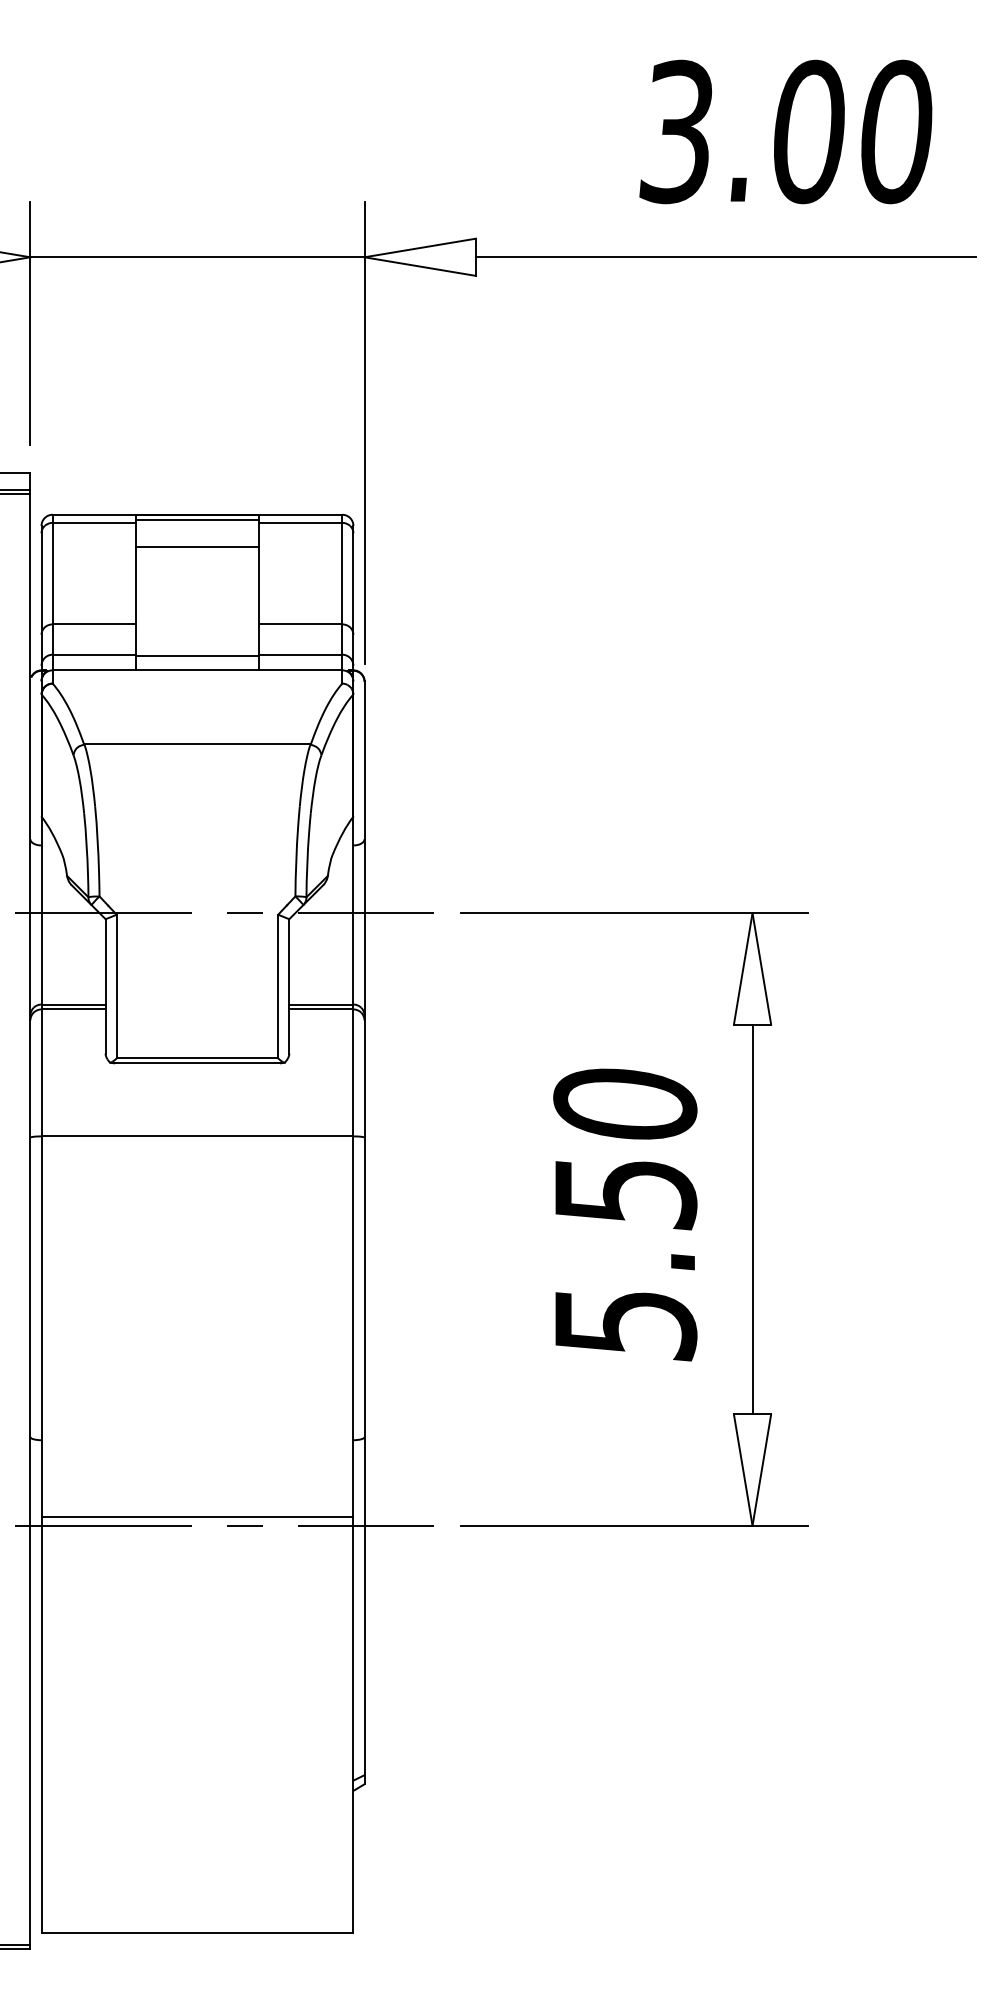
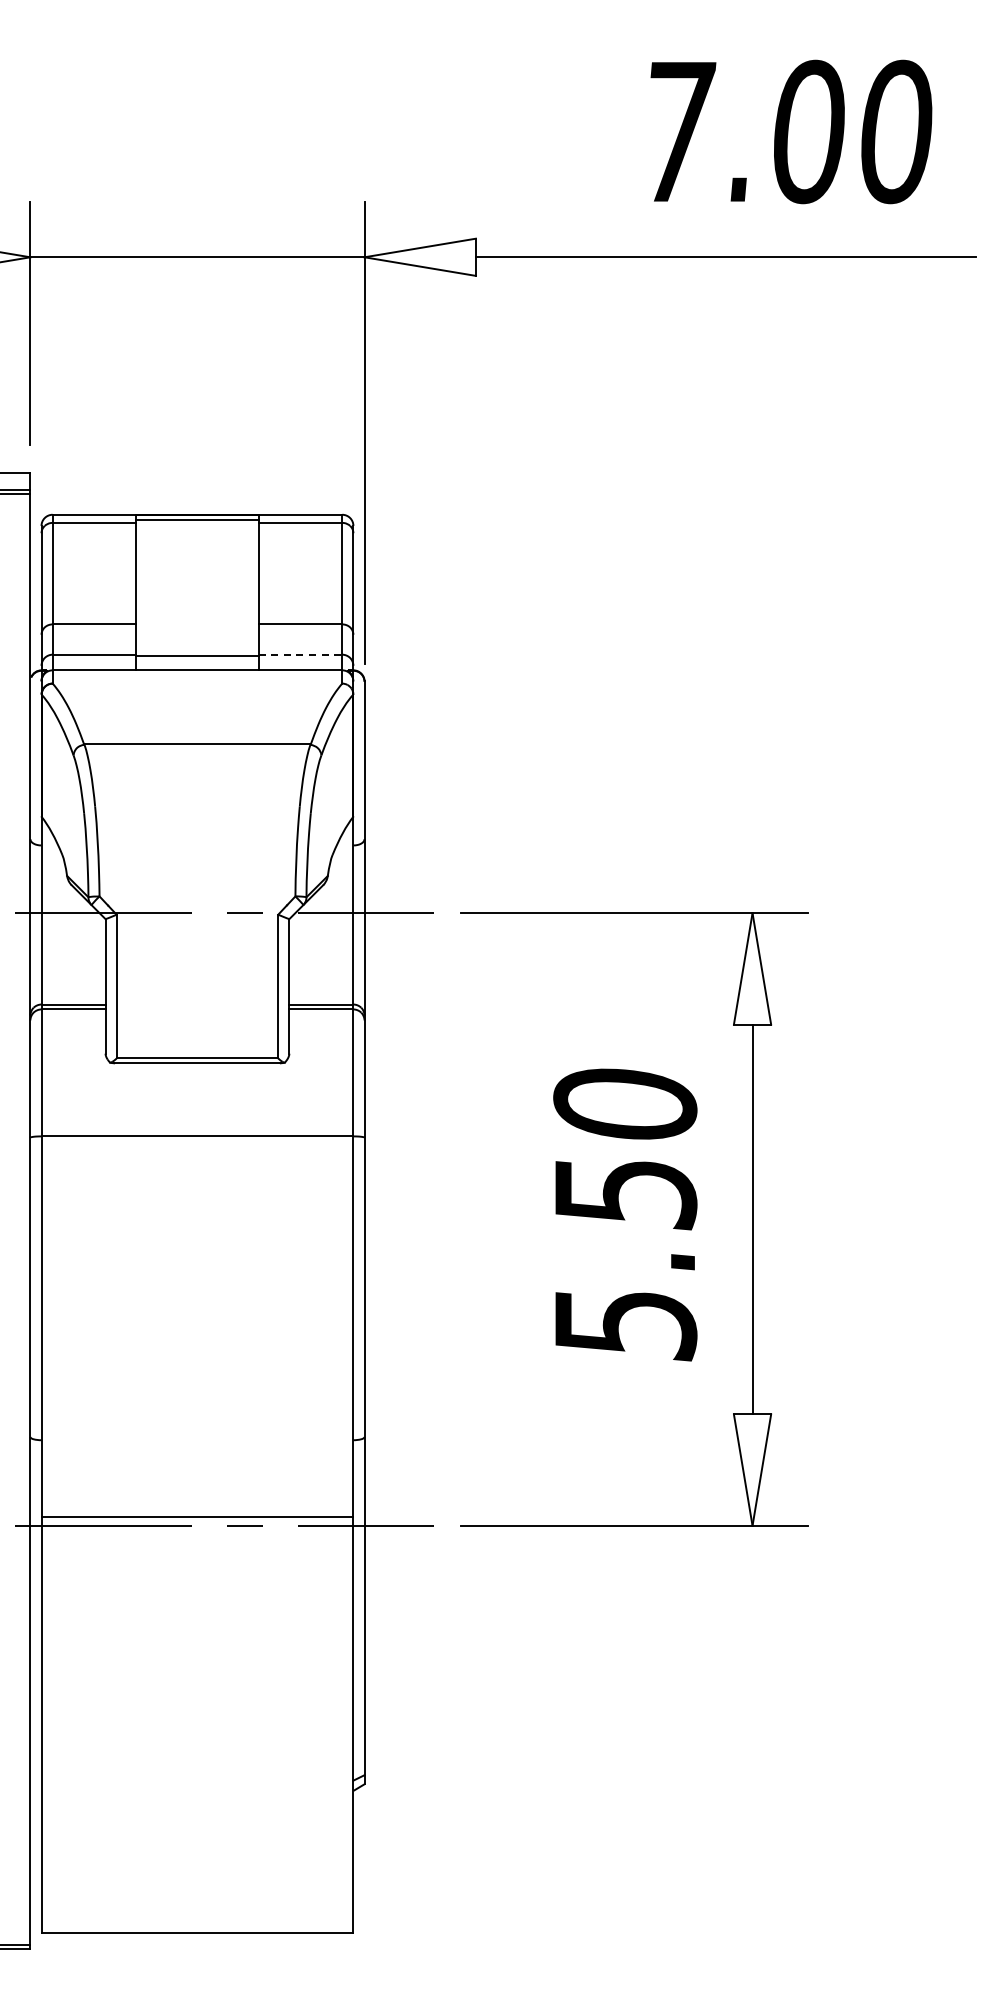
text: 3.00 -> 7.00 (677, 131)
line: present -> none (197, 546)
line: solid -> dashed (300, 654)
